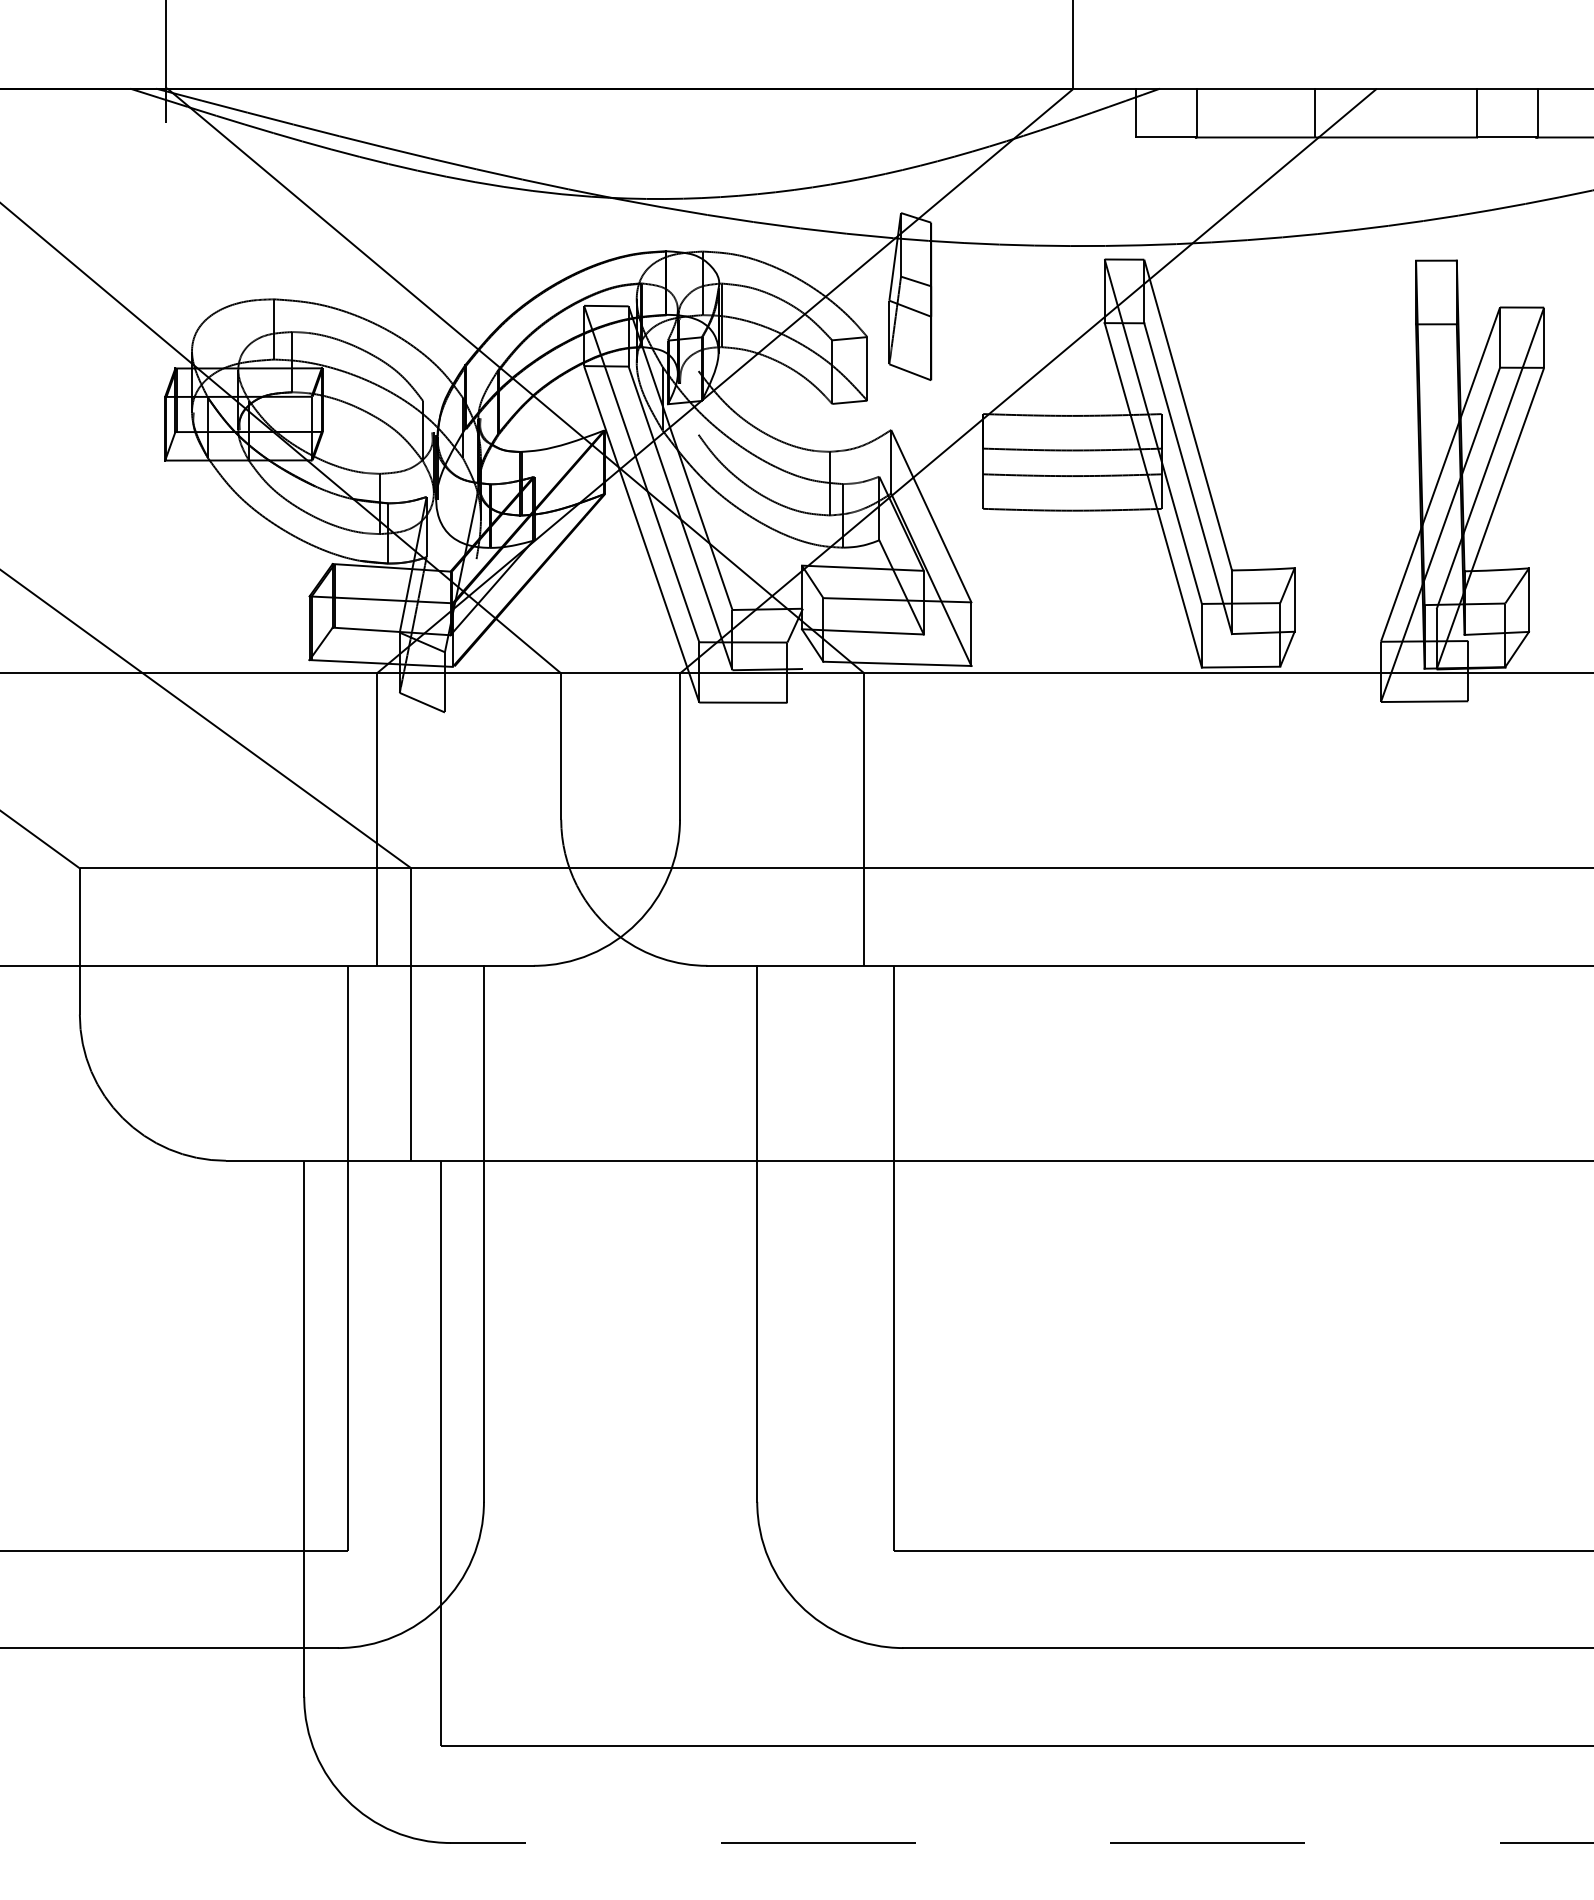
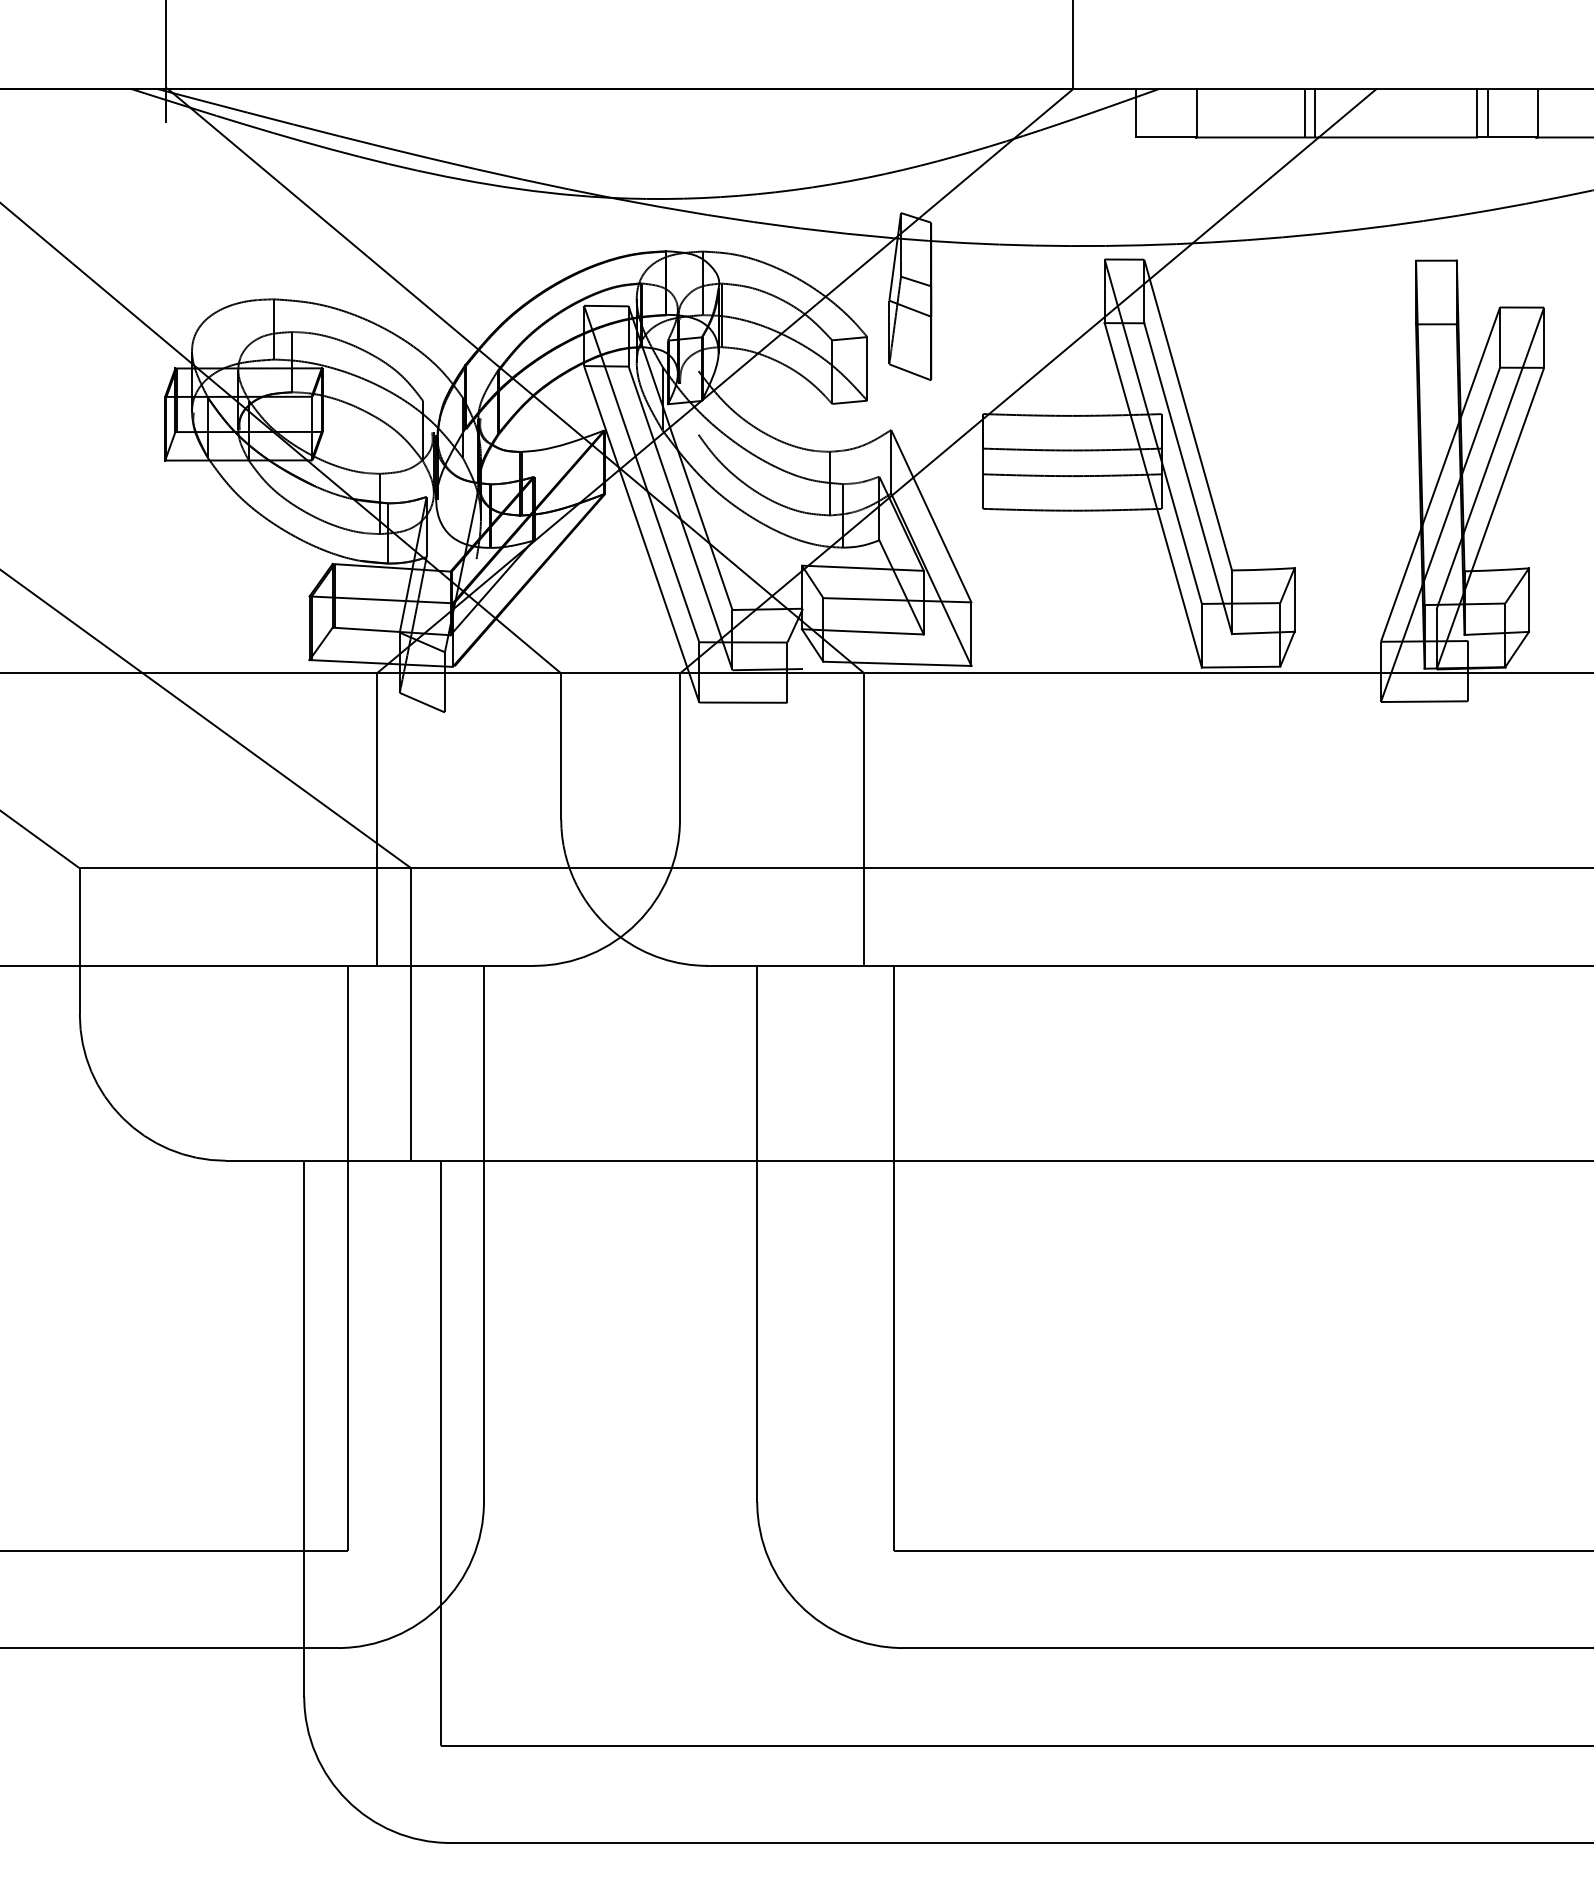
line: none -> present (1304, 112)
line: none -> present (1487, 112)
line: dashed -> solid (1021, 1842)
